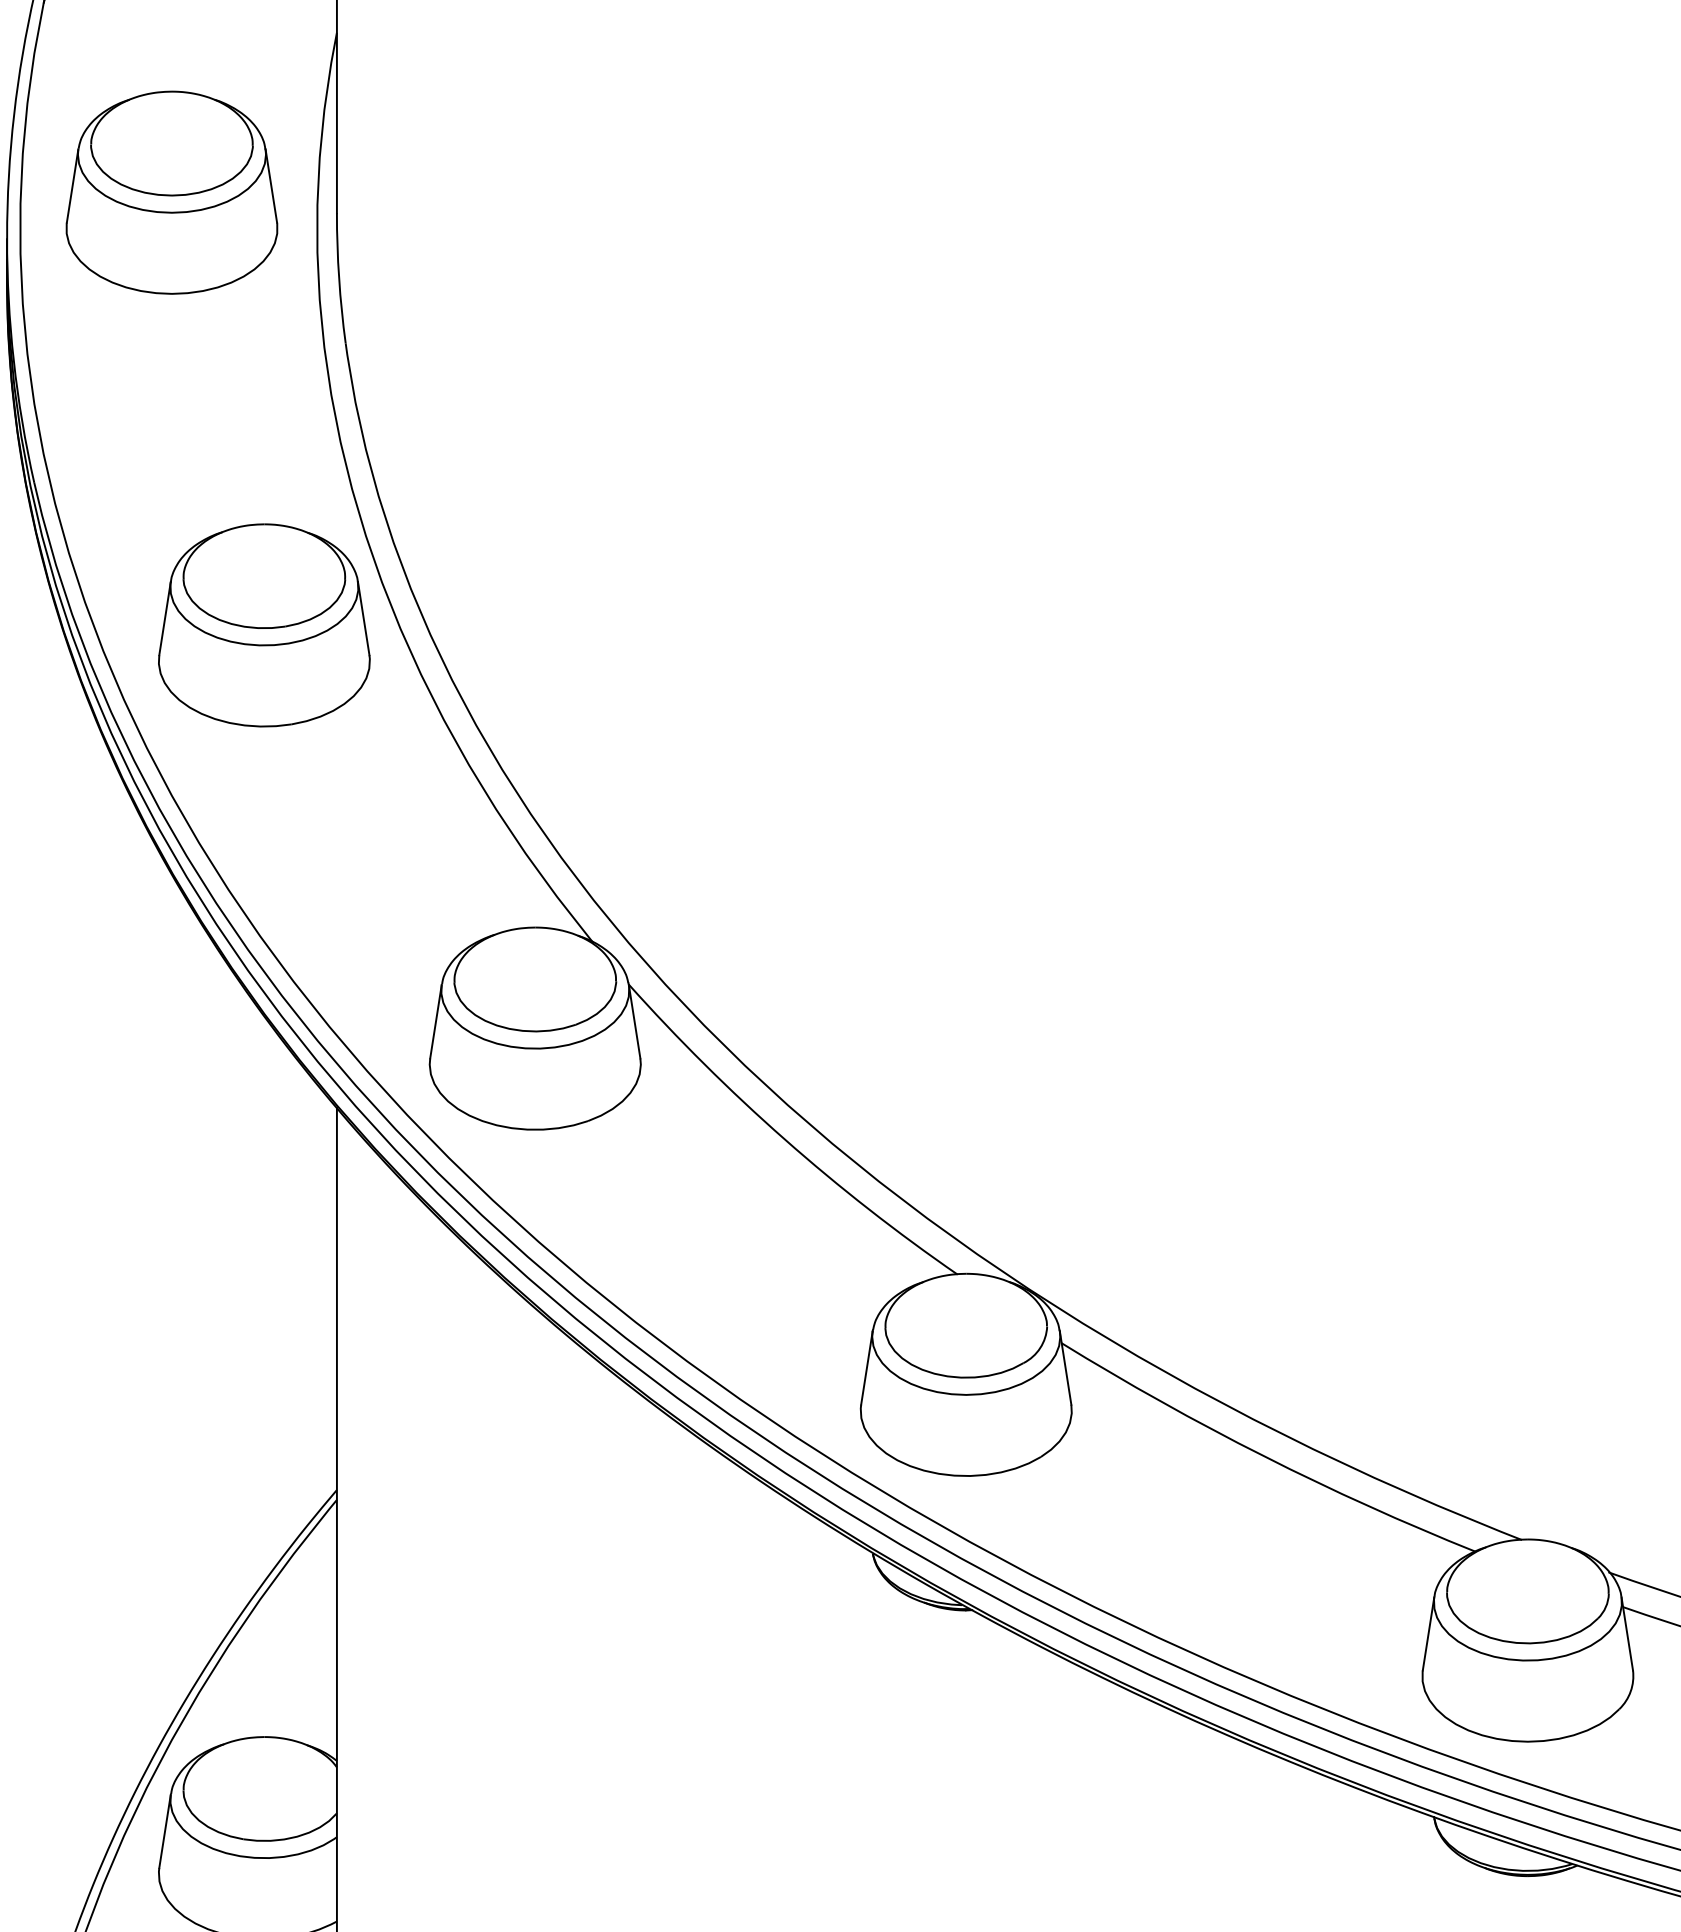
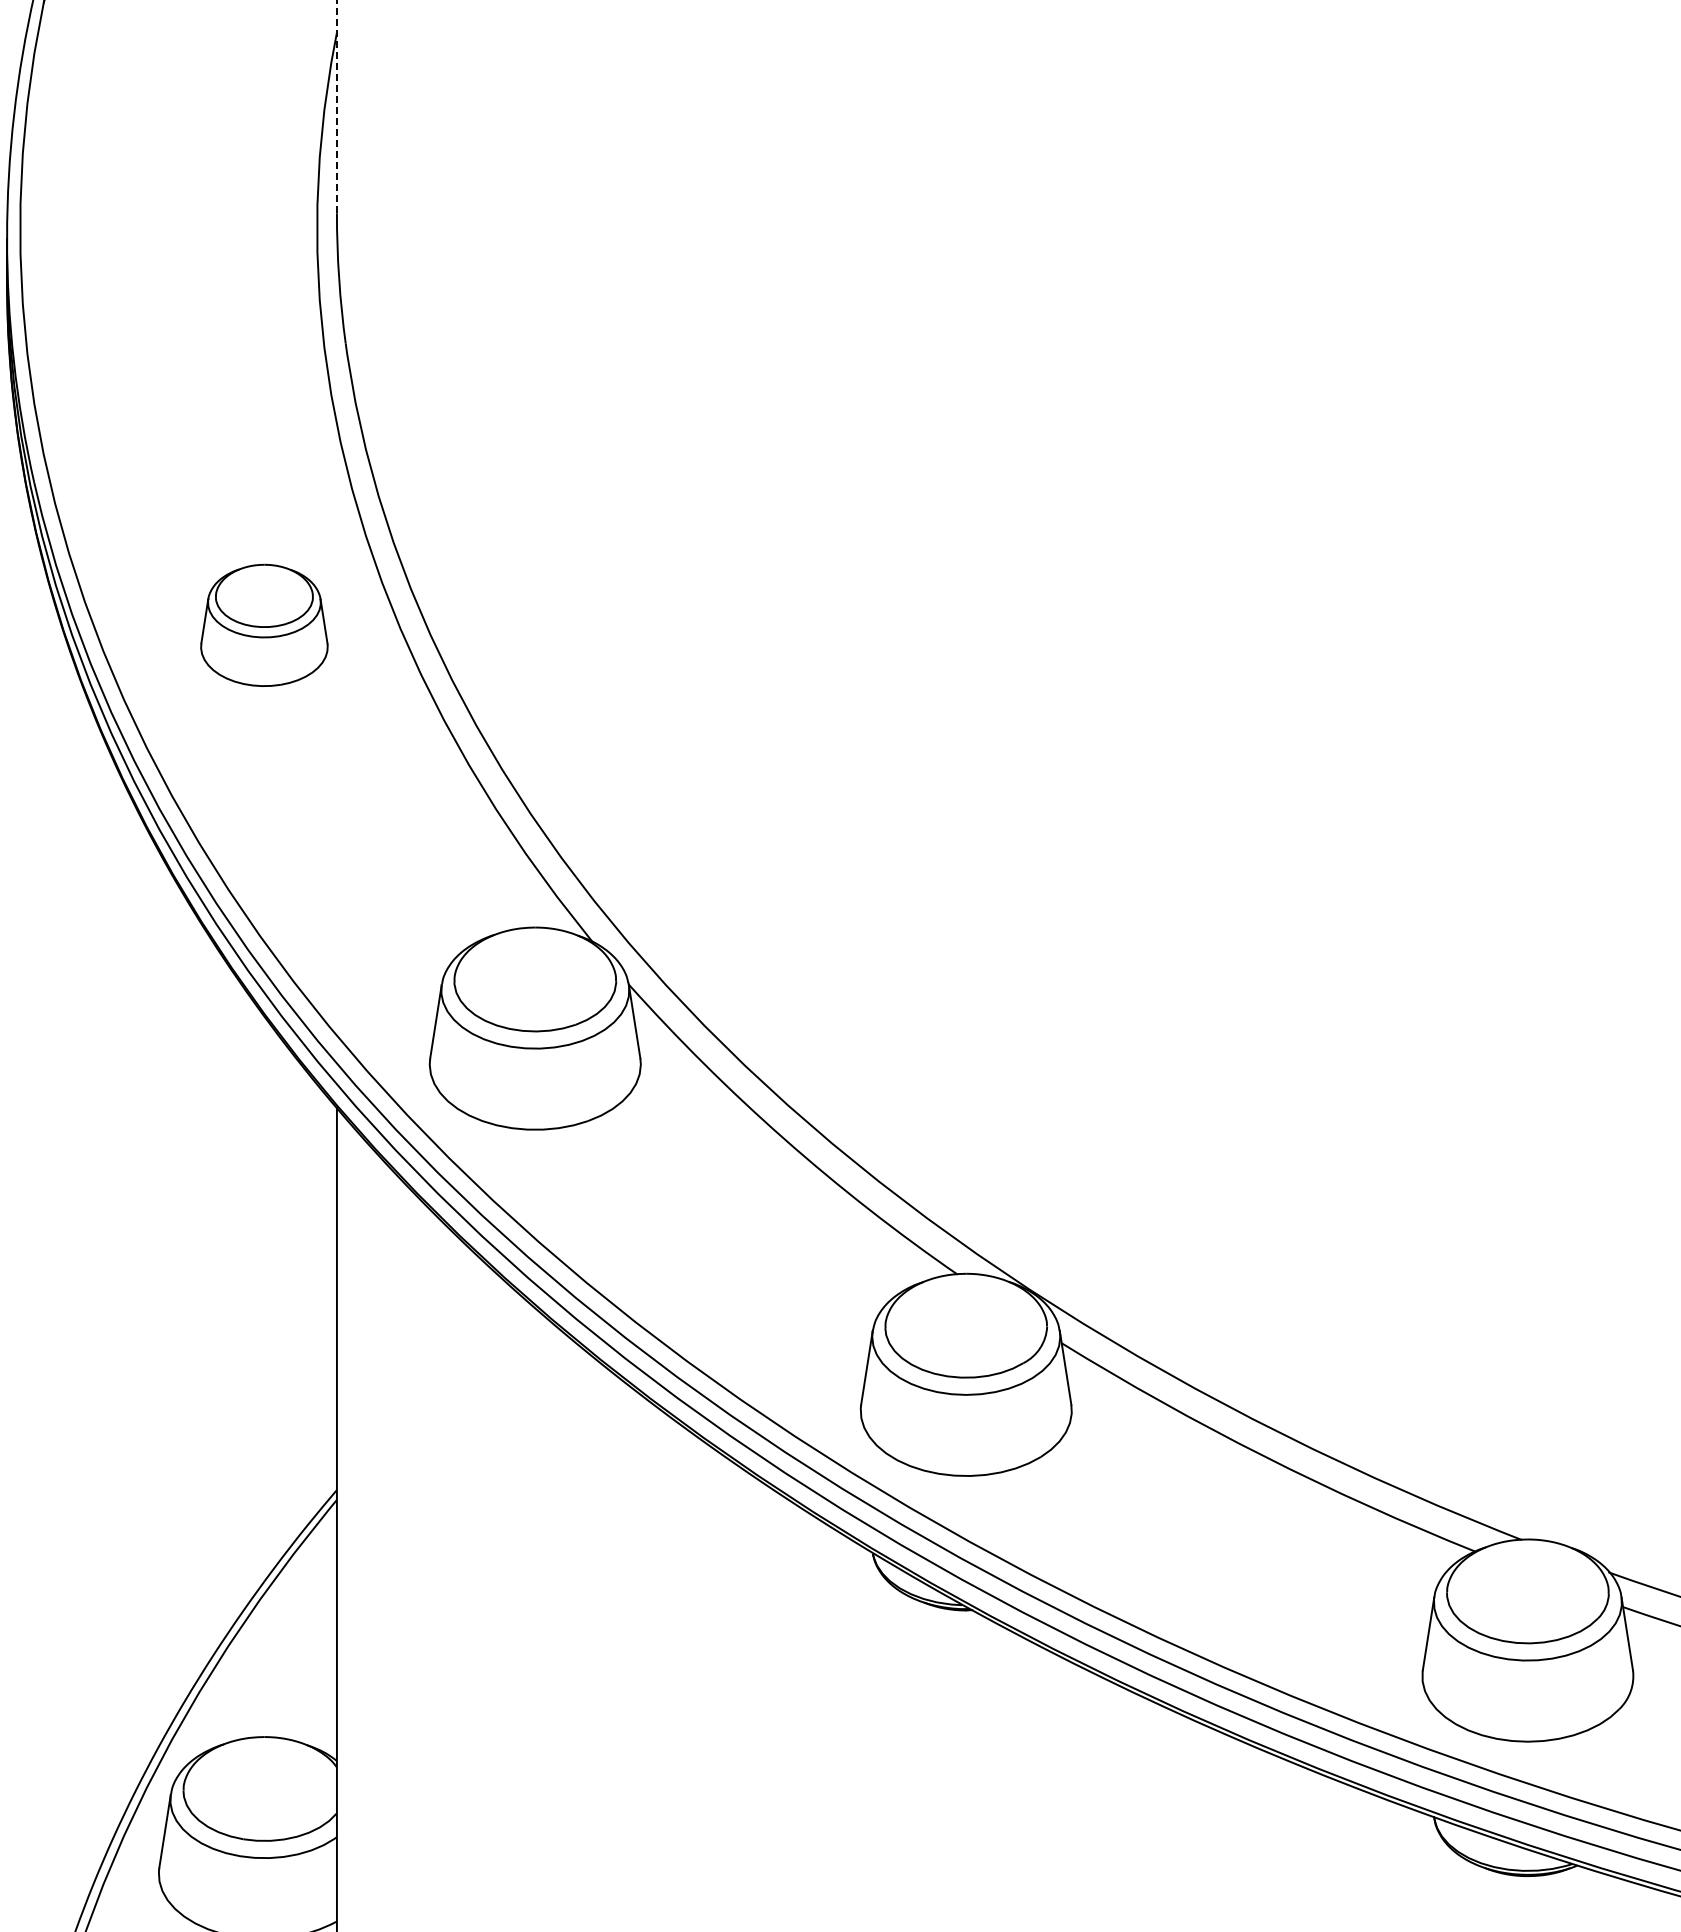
line: solid -> dashed (336, 107)
part: present -> none (171, 192)
part size: 213x205 px -> 129x124 px (264, 624)
